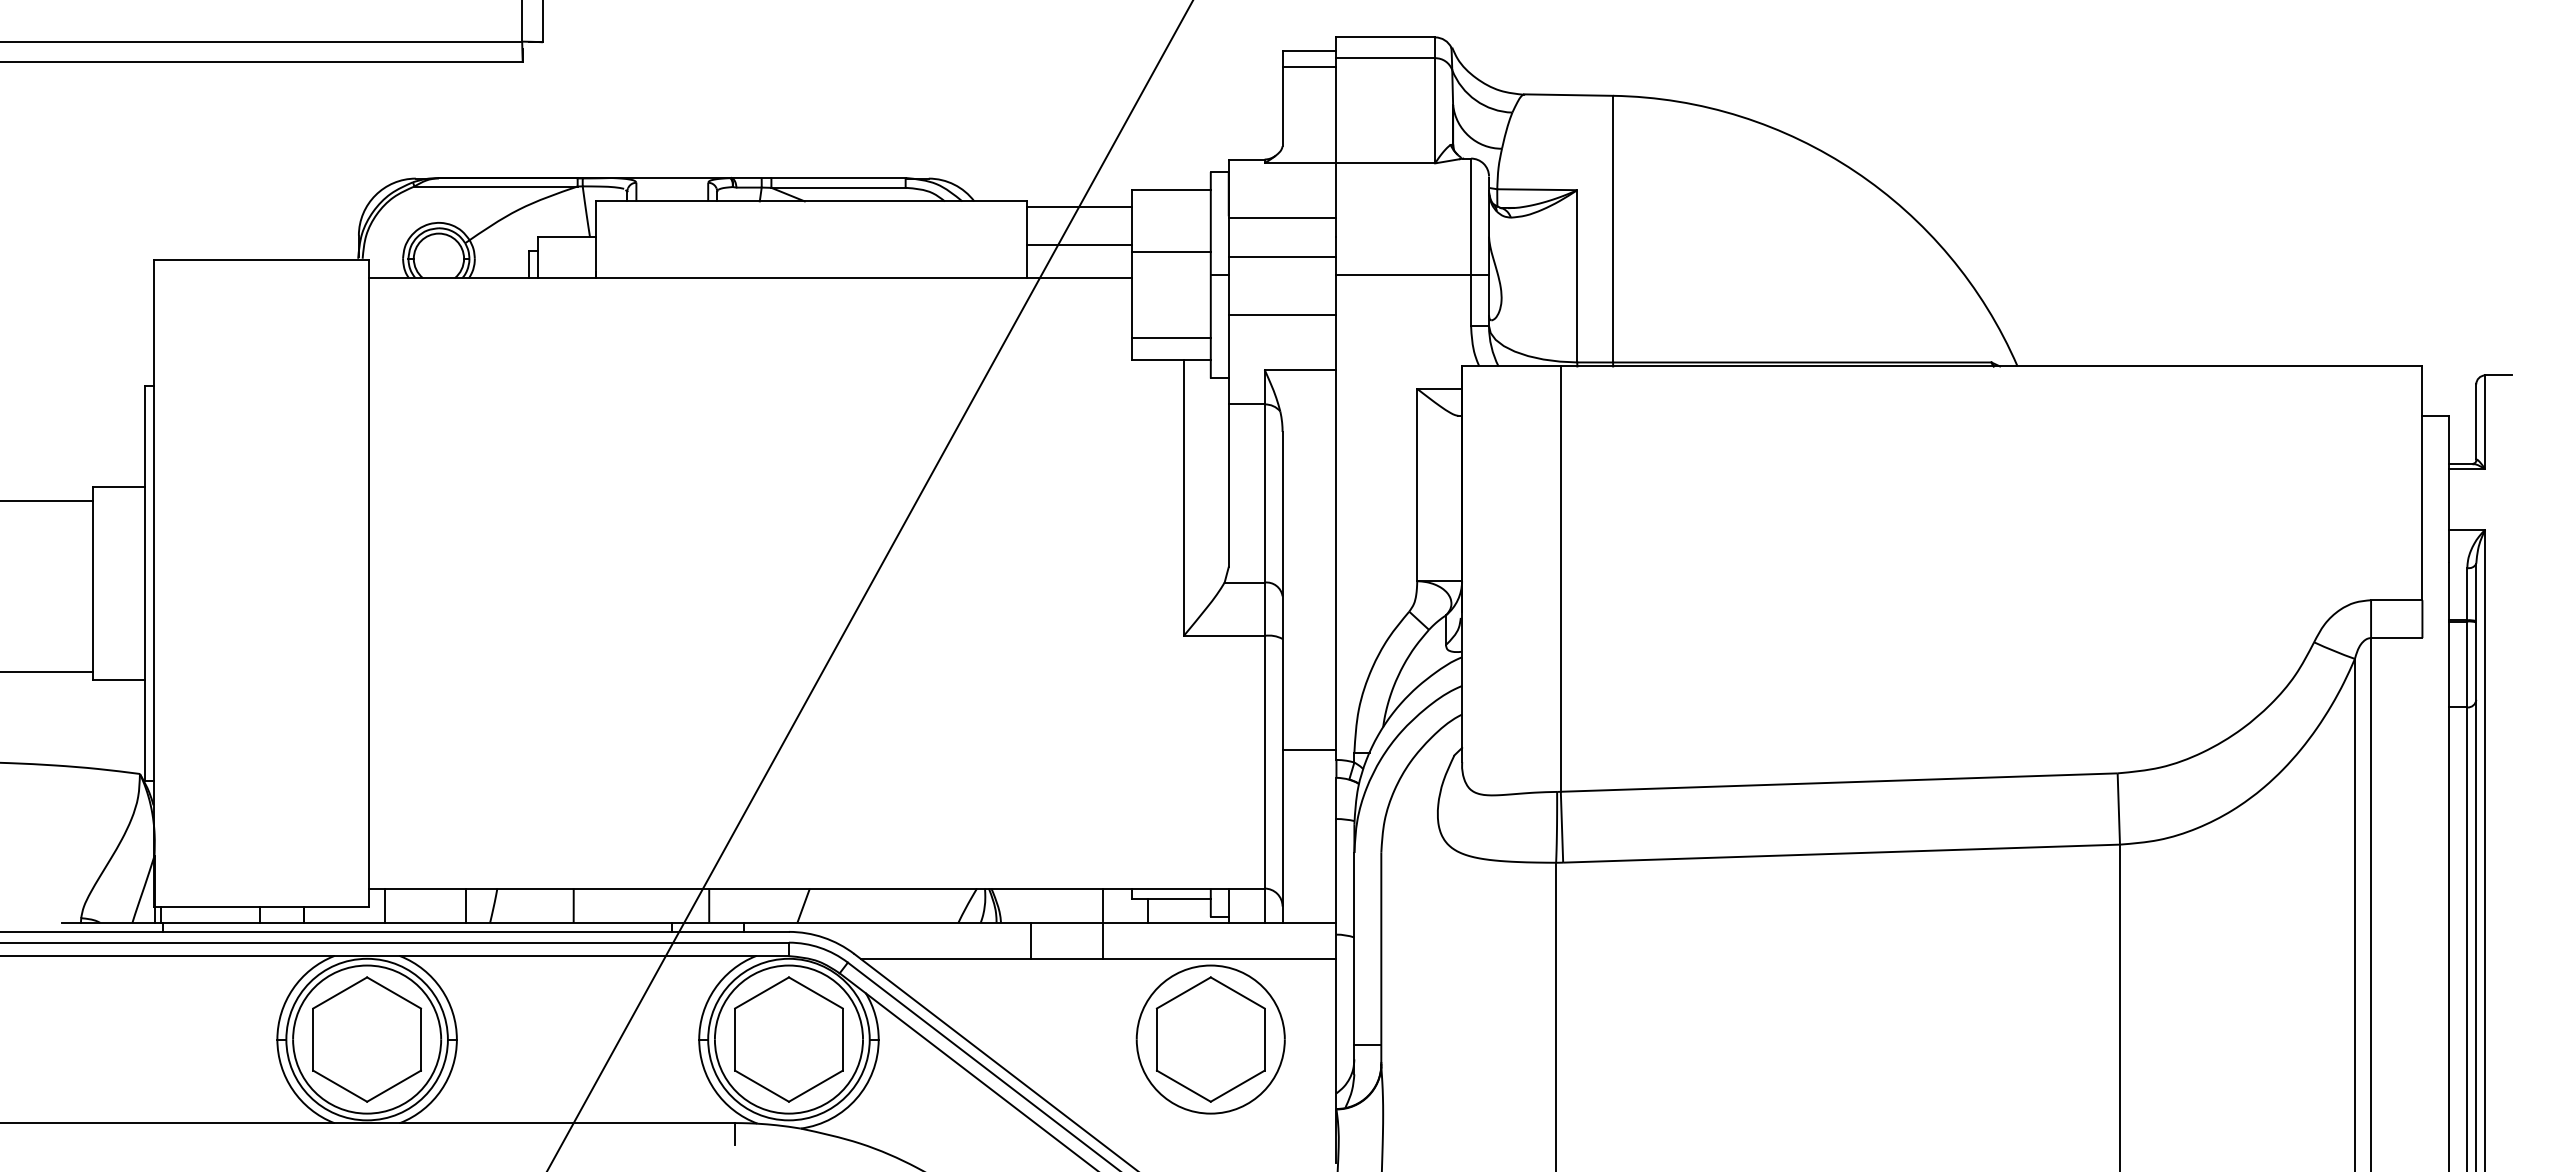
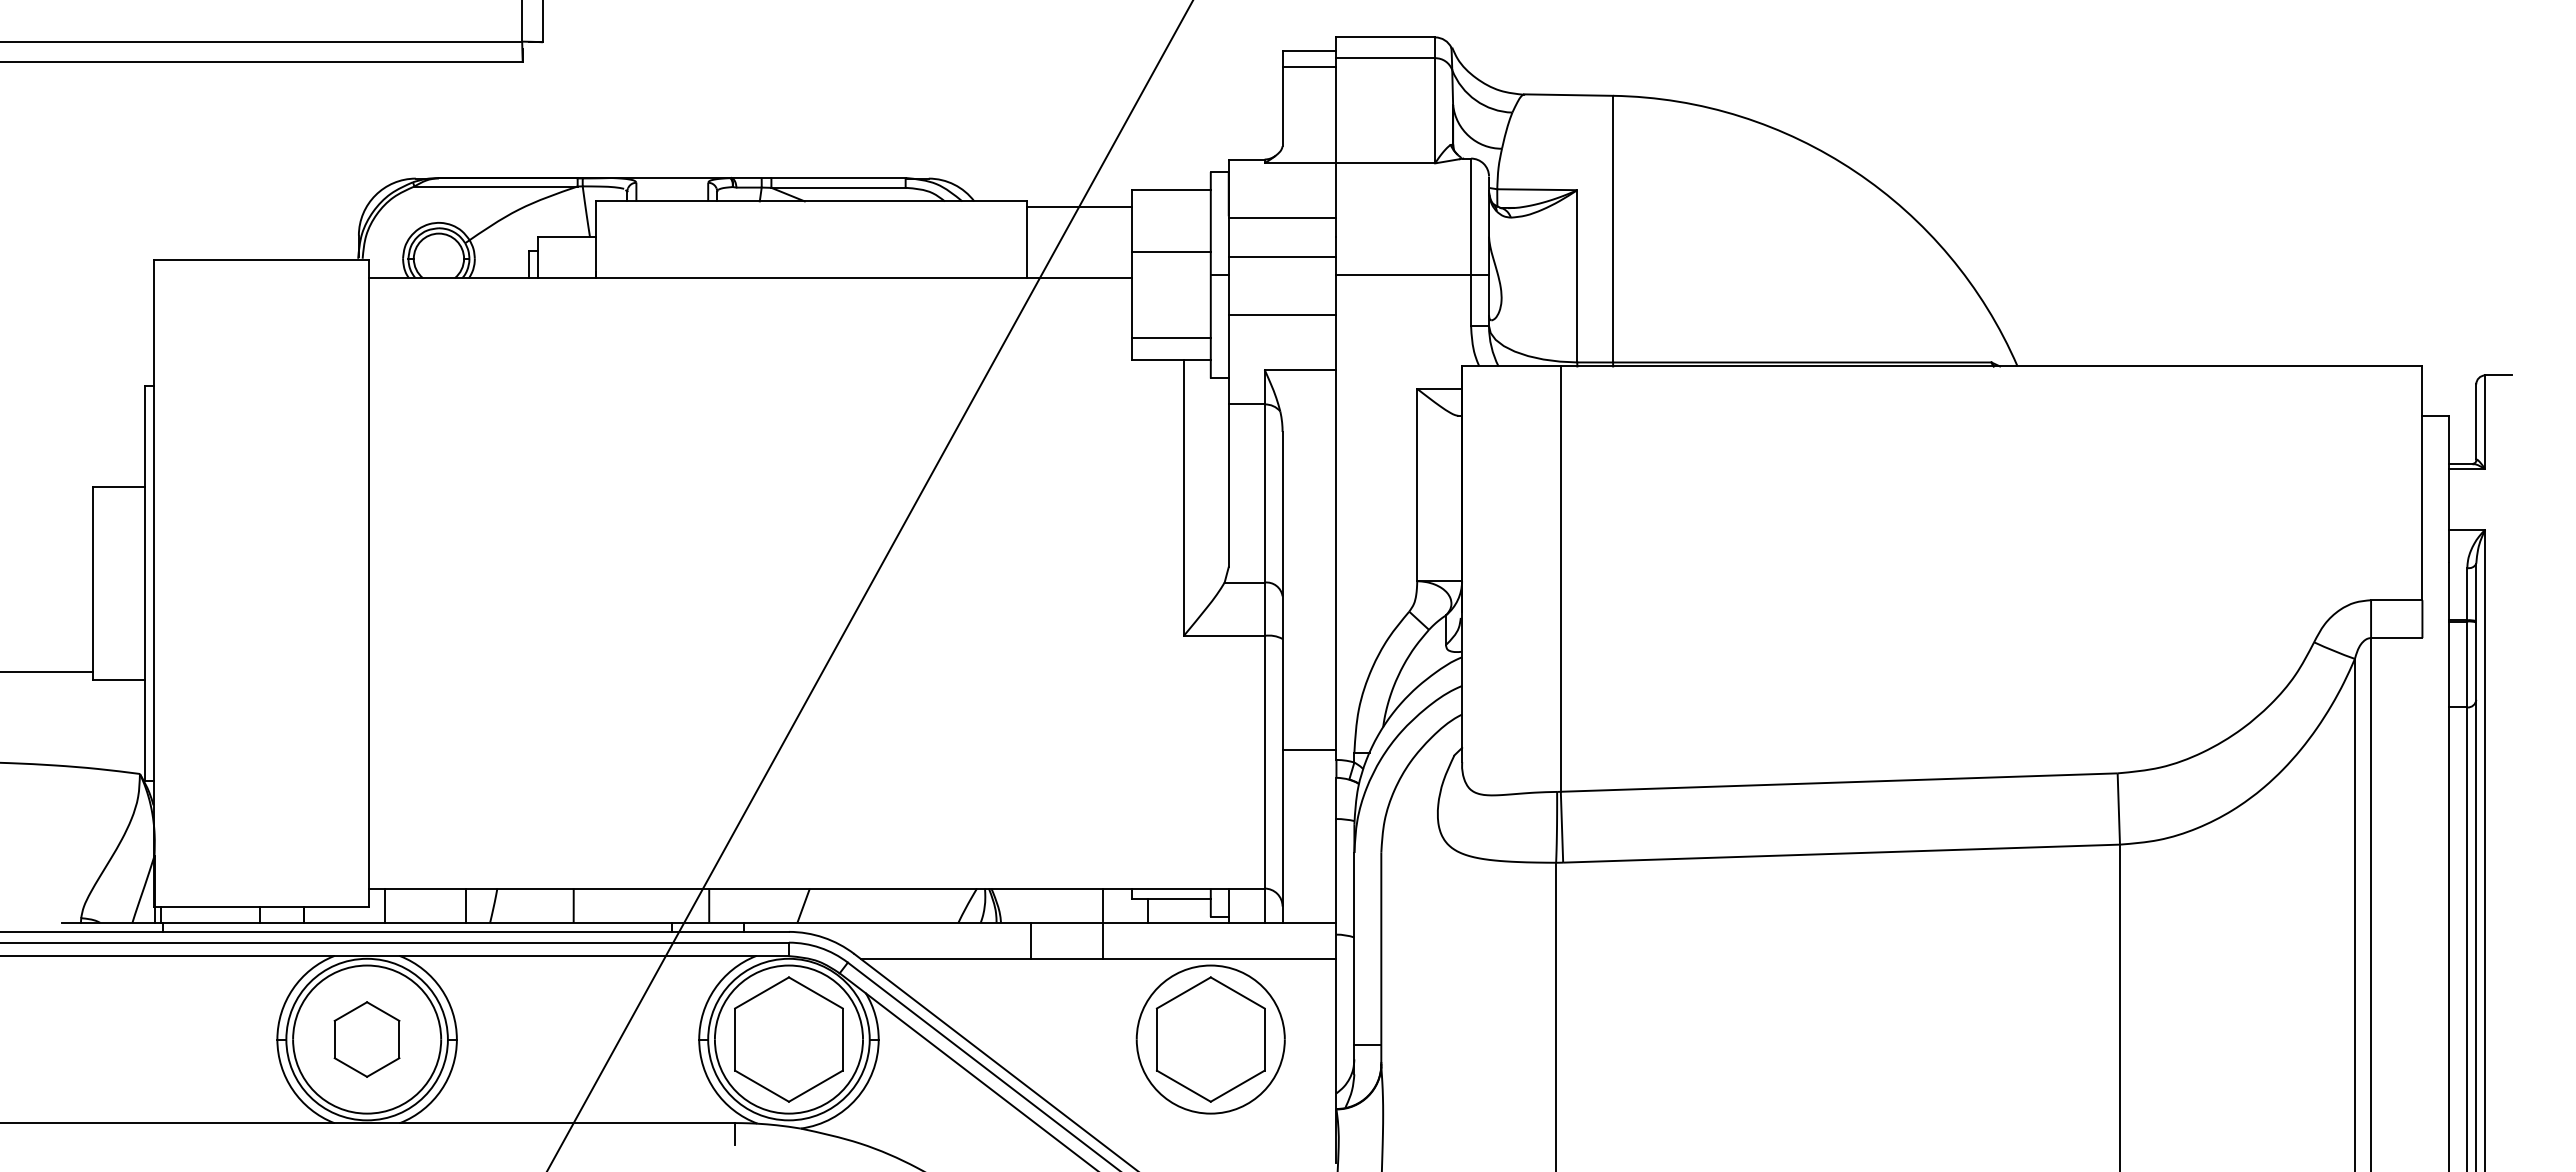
line: present -> none (1078, 244)
line: present -> none (47, 501)
part size: 110x127 px -> 68x77 px (366, 1039)
